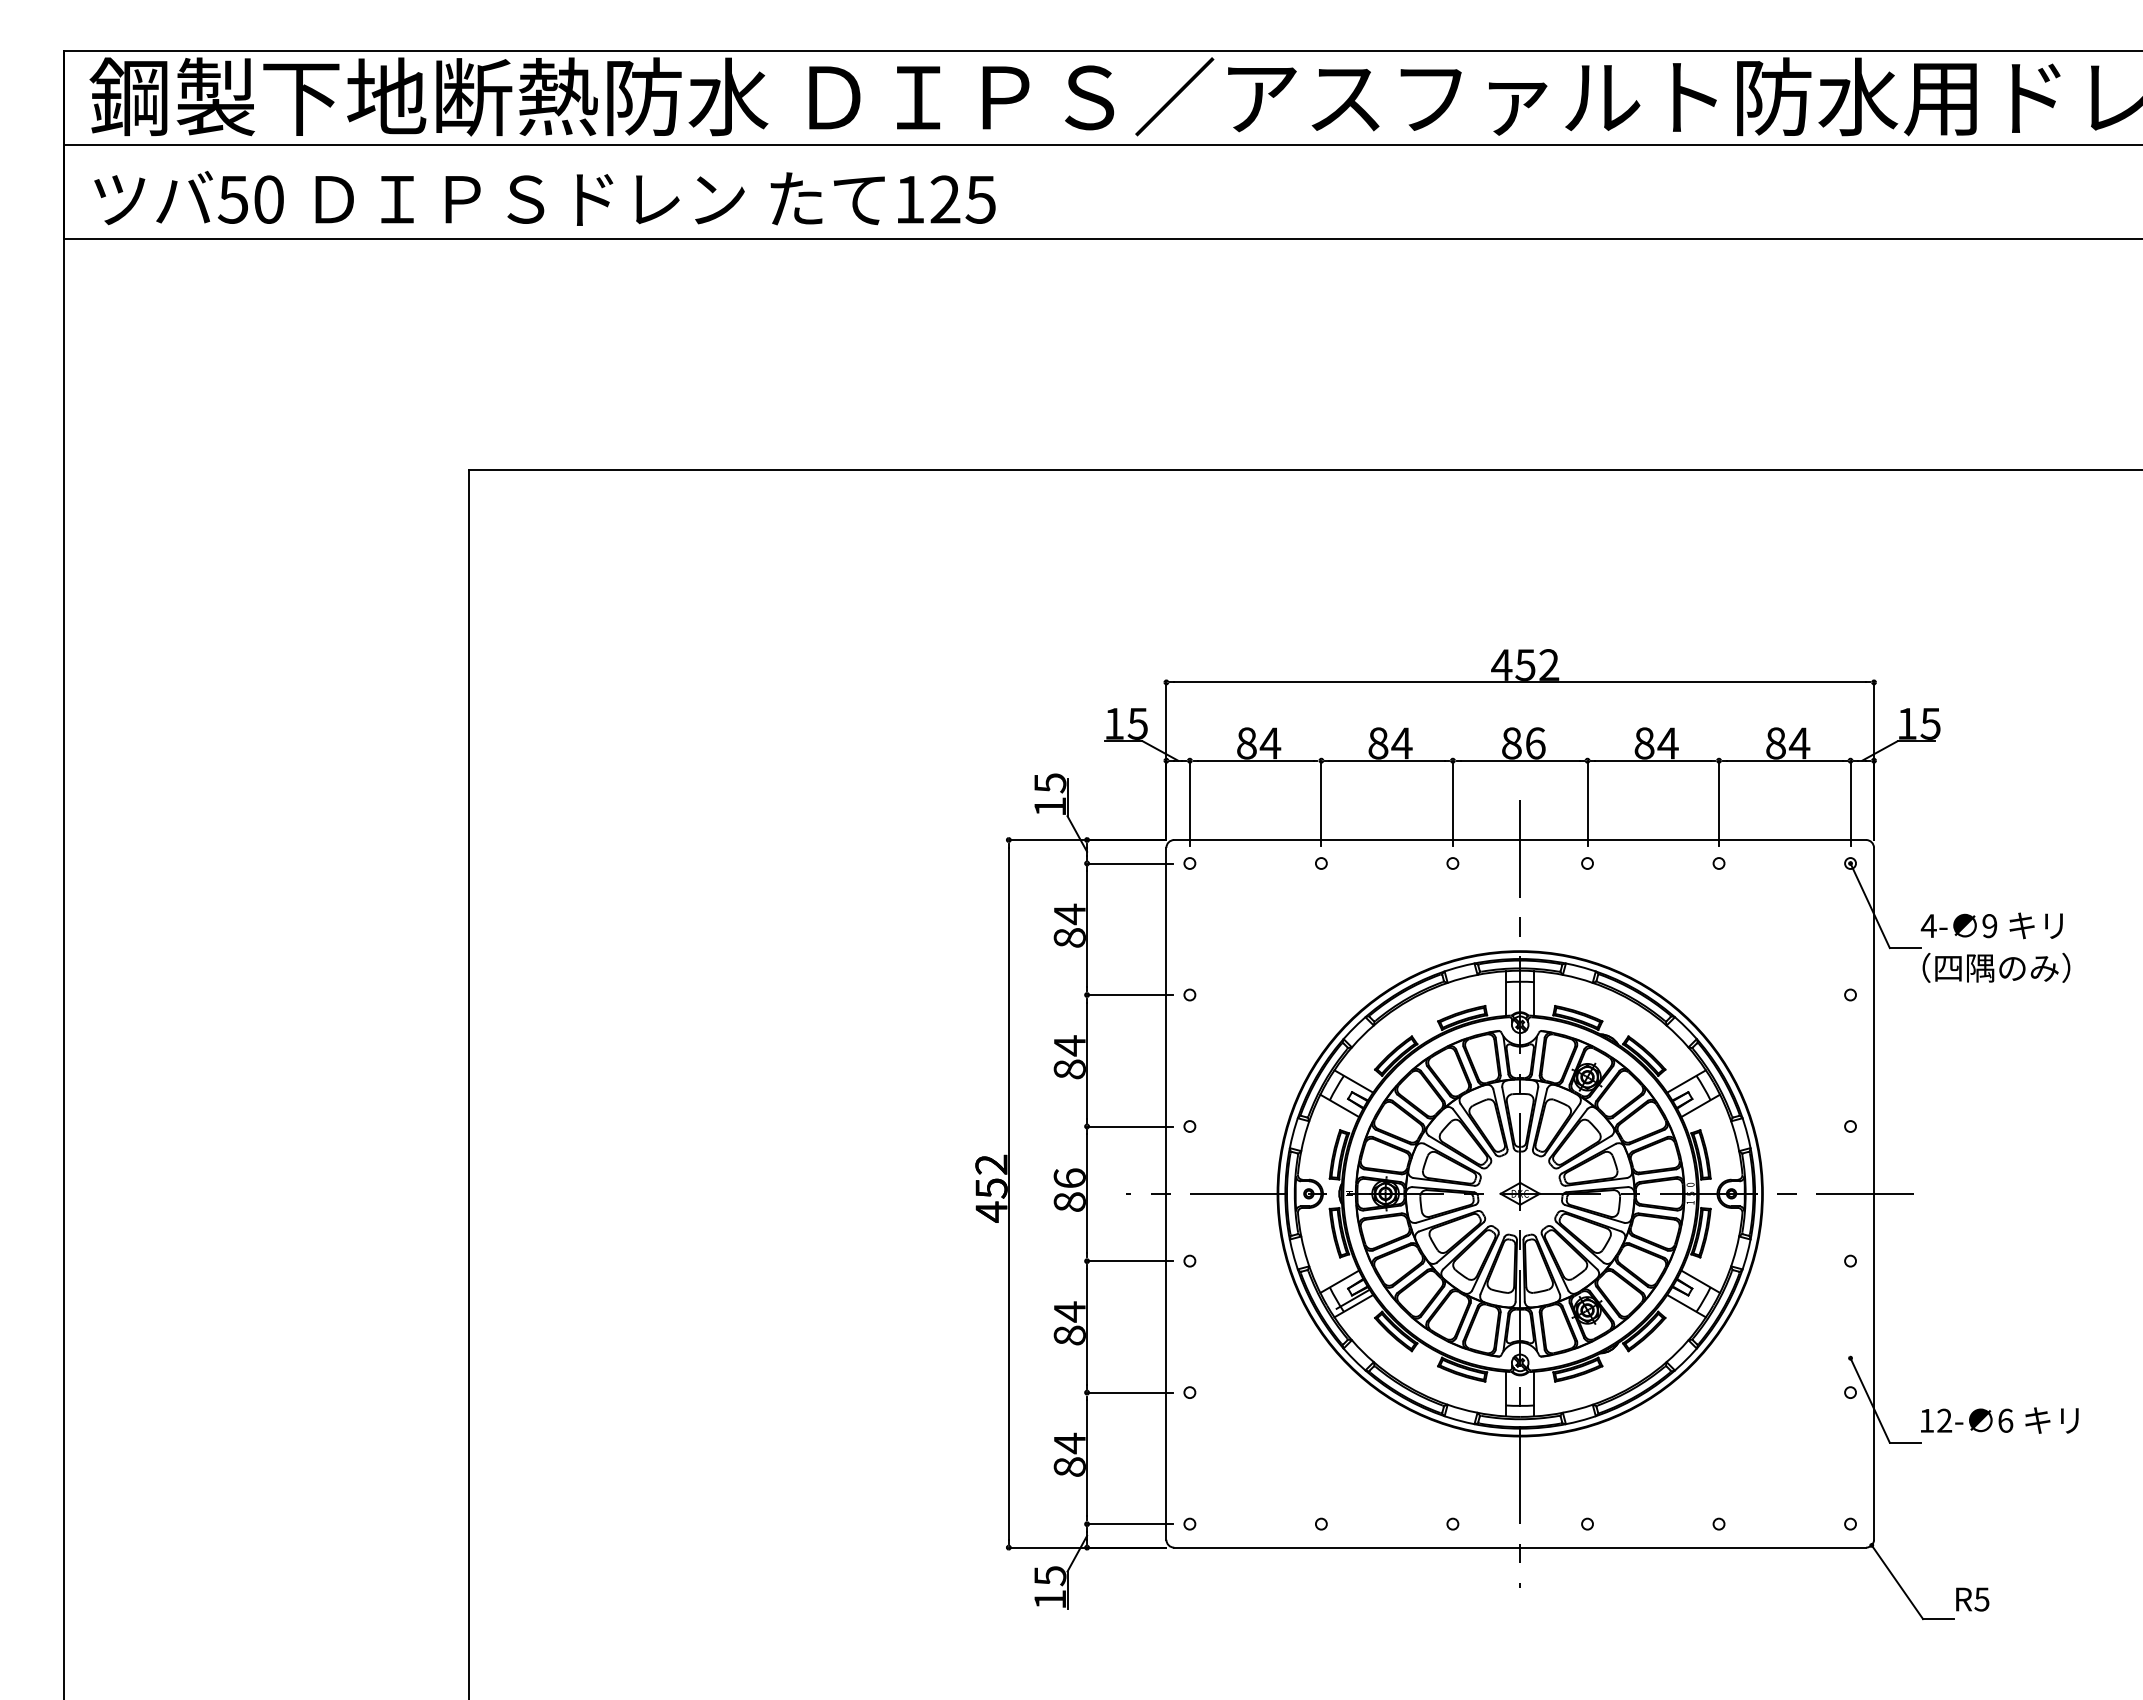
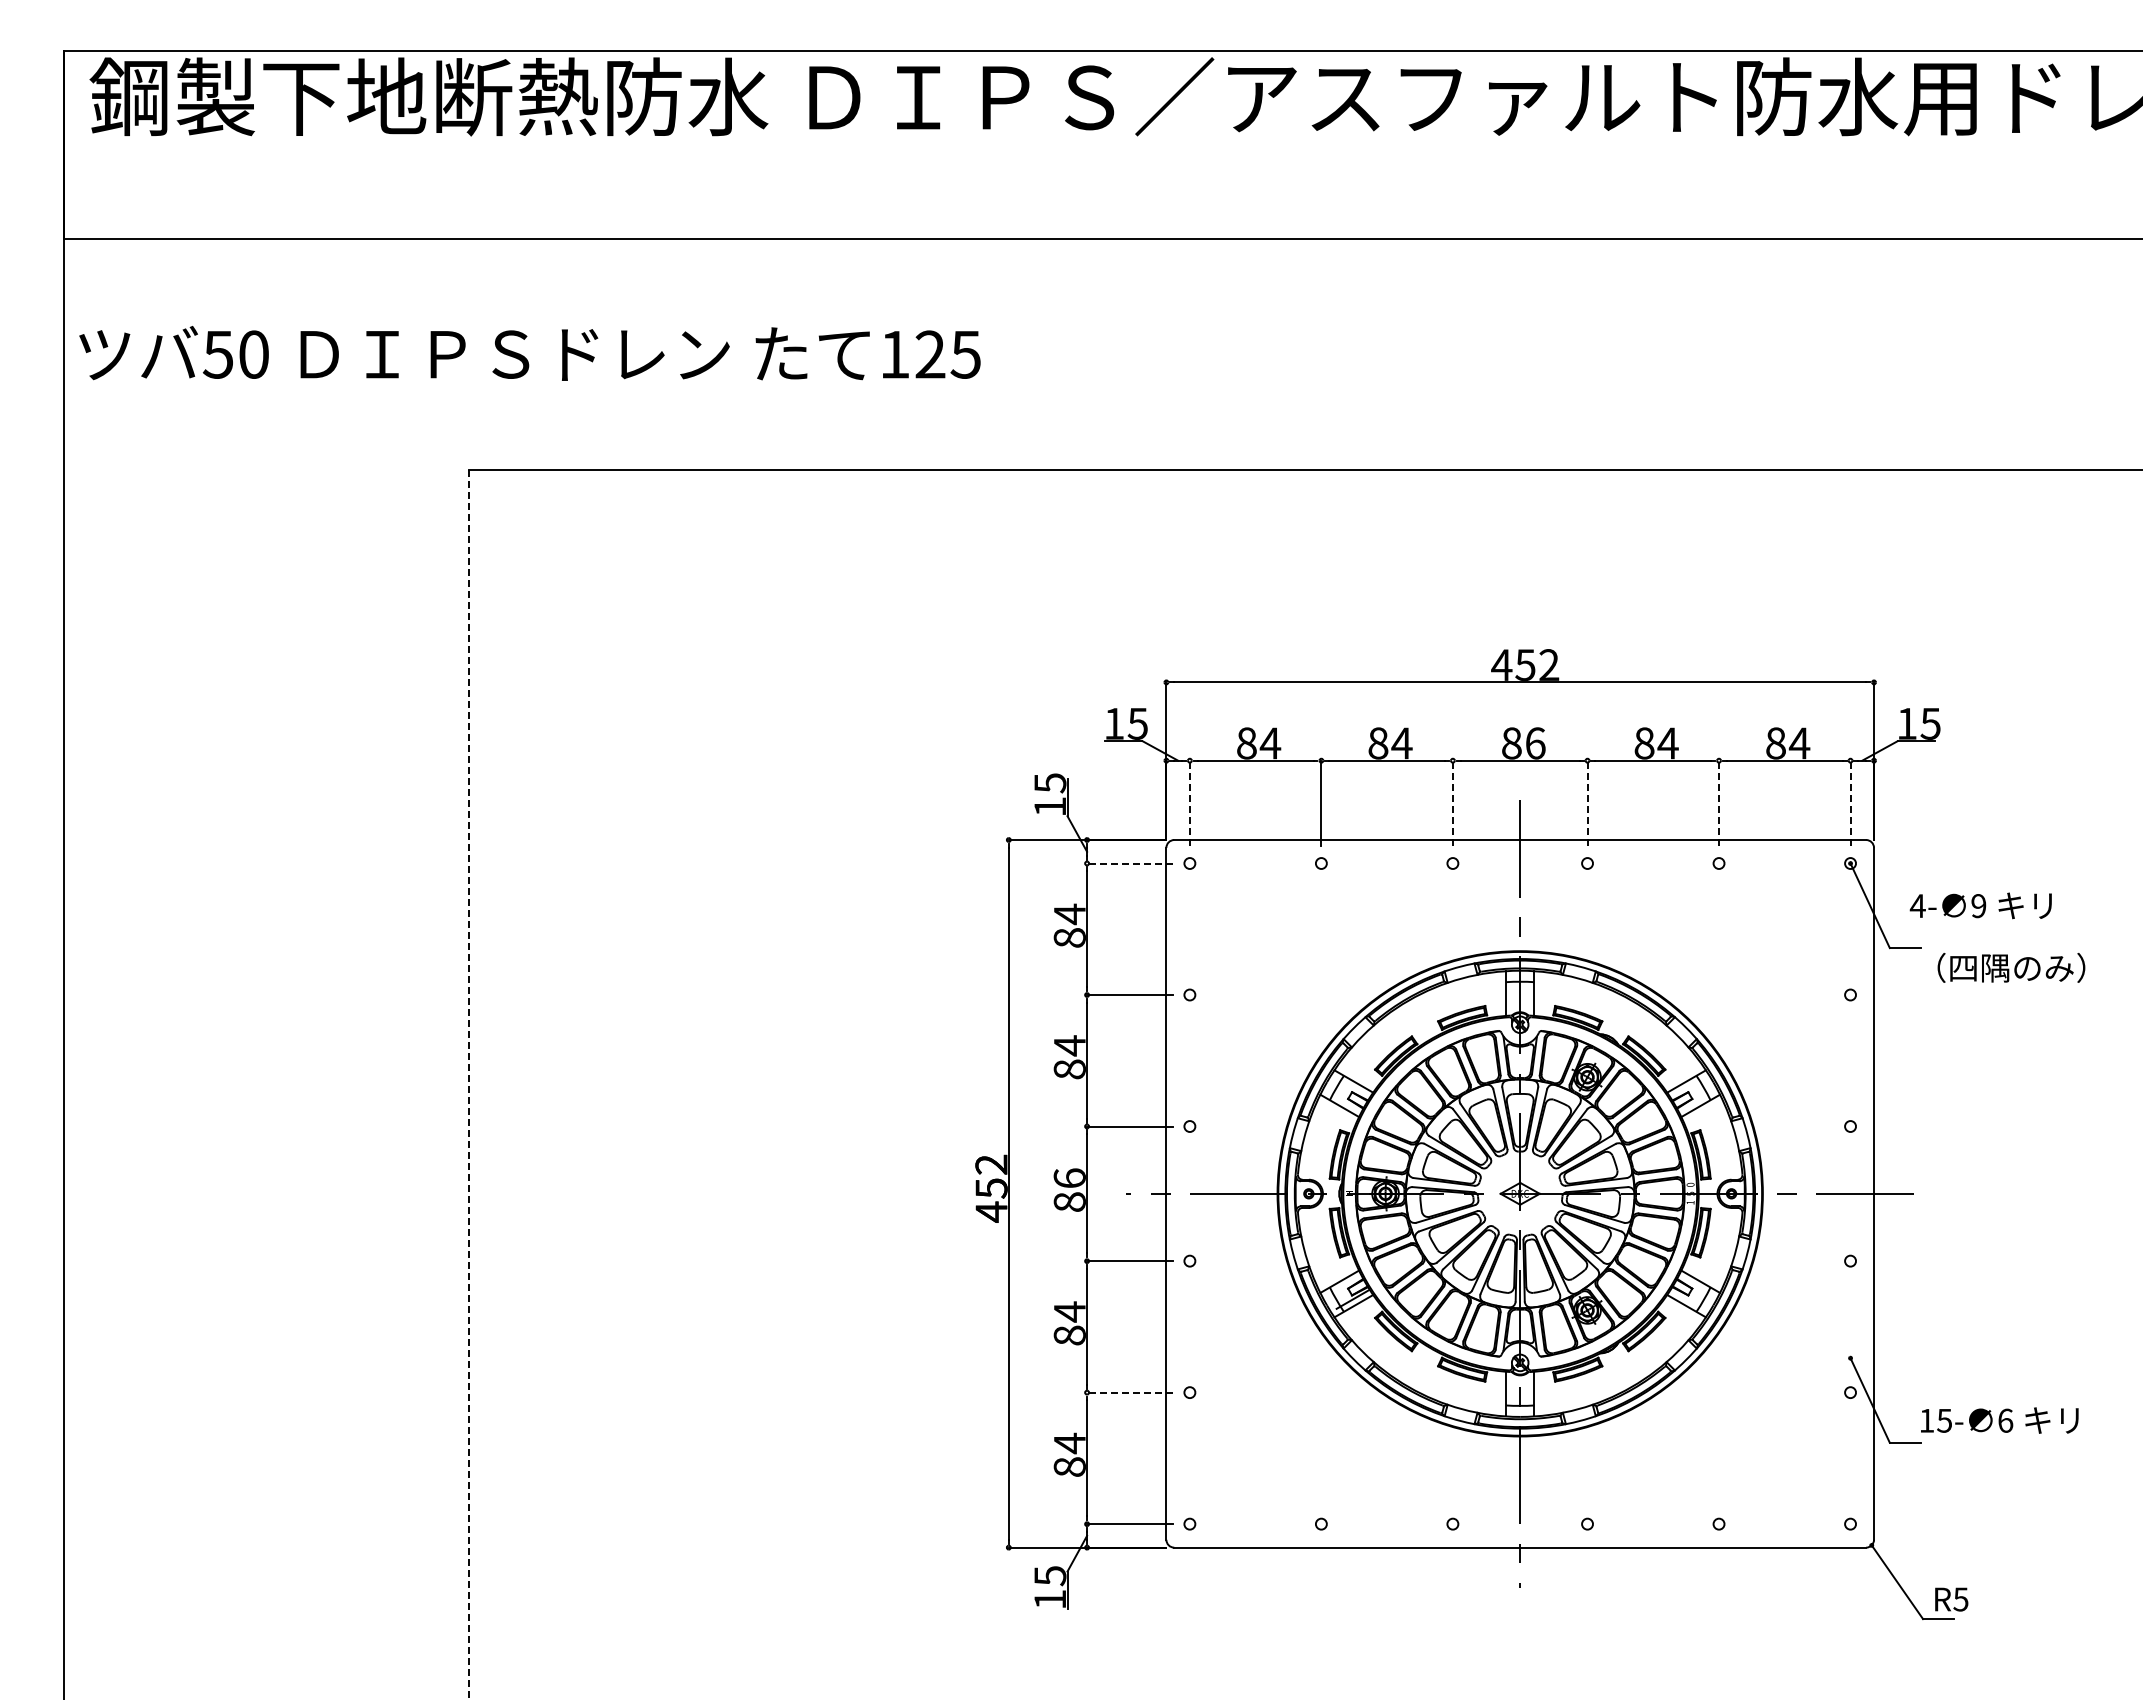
line: present -> none (1101, 144)
text position: (544, 198) -> (529, 353) (529, 353)
line: solid -> dashed (1189, 803)
line: solid -> dashed (1452, 803)
line: solid -> dashed (1587, 803)
line: solid -> dashed (1719, 803)
line: solid -> dashed (1850, 803)
line: solid -> dashed (1129, 863)
text position: (1991, 925) -> (1980, 905) (1980, 905)
text position: (1996, 967) -> (2011, 967) (2011, 967)
line: solid -> dashed (469, 1084)
line: solid -> dashed (1129, 1392)
text: 12- -> 15- (1944, 1420)
text position: (1972, 1599) -> (1951, 1599) (1951, 1599)
